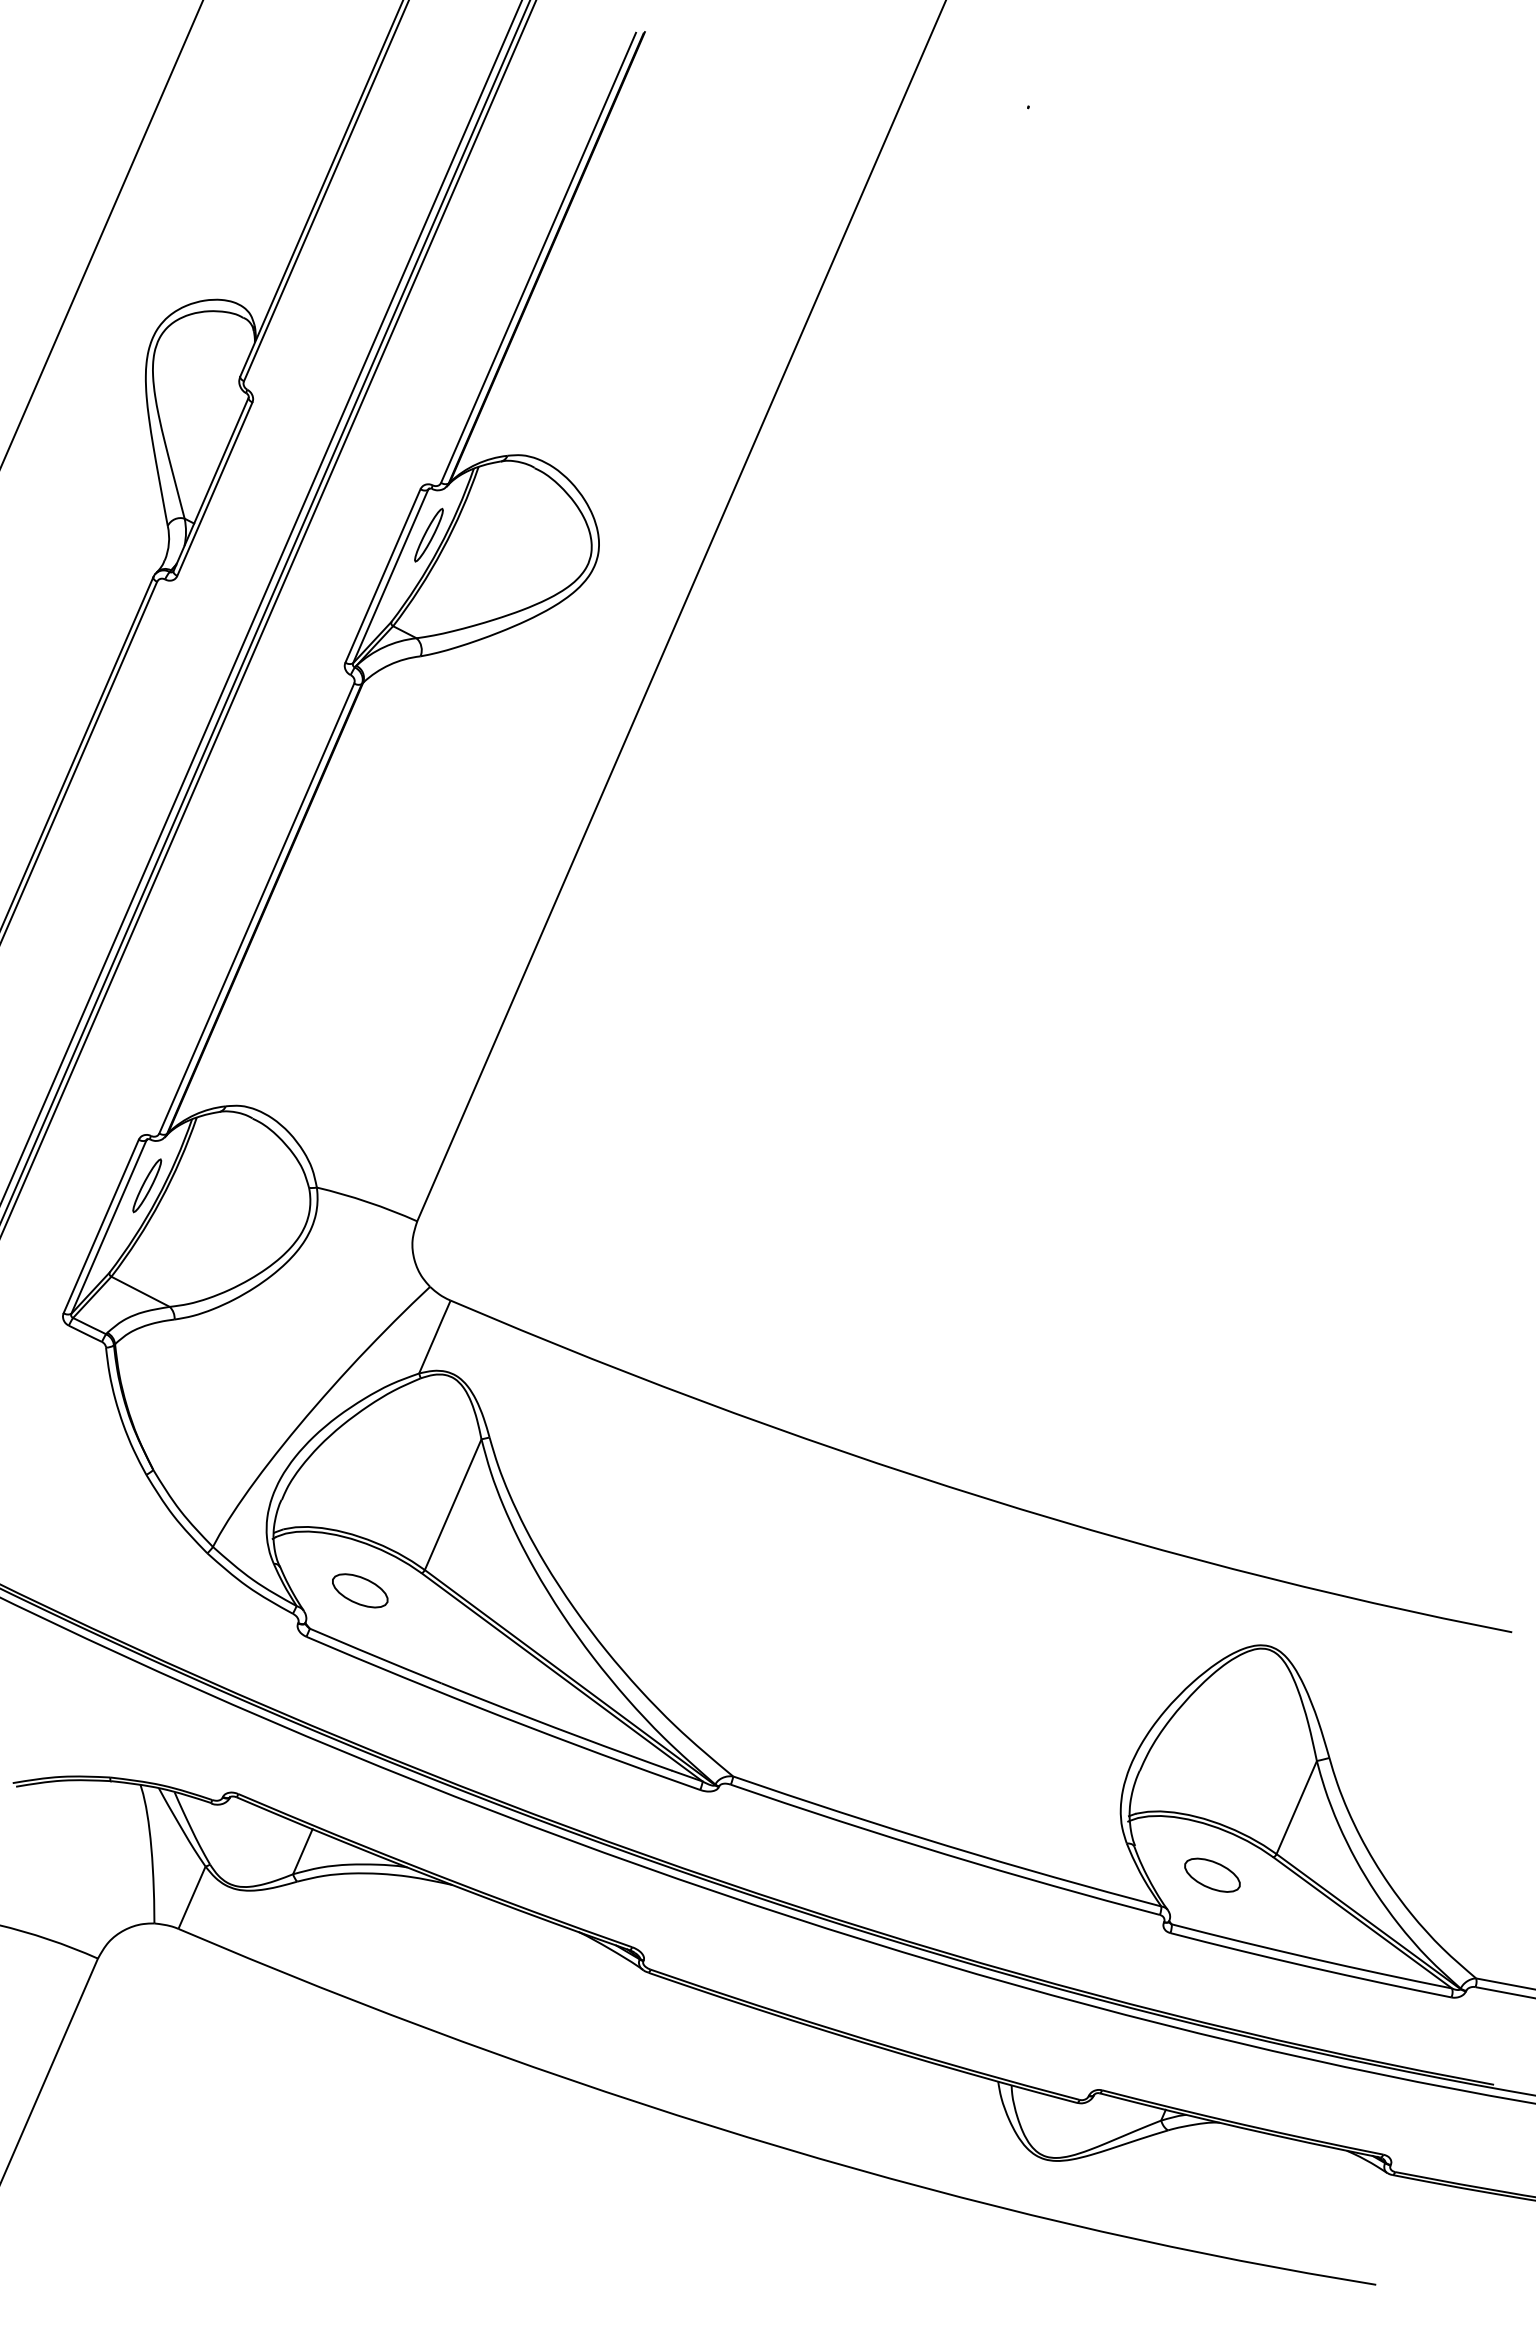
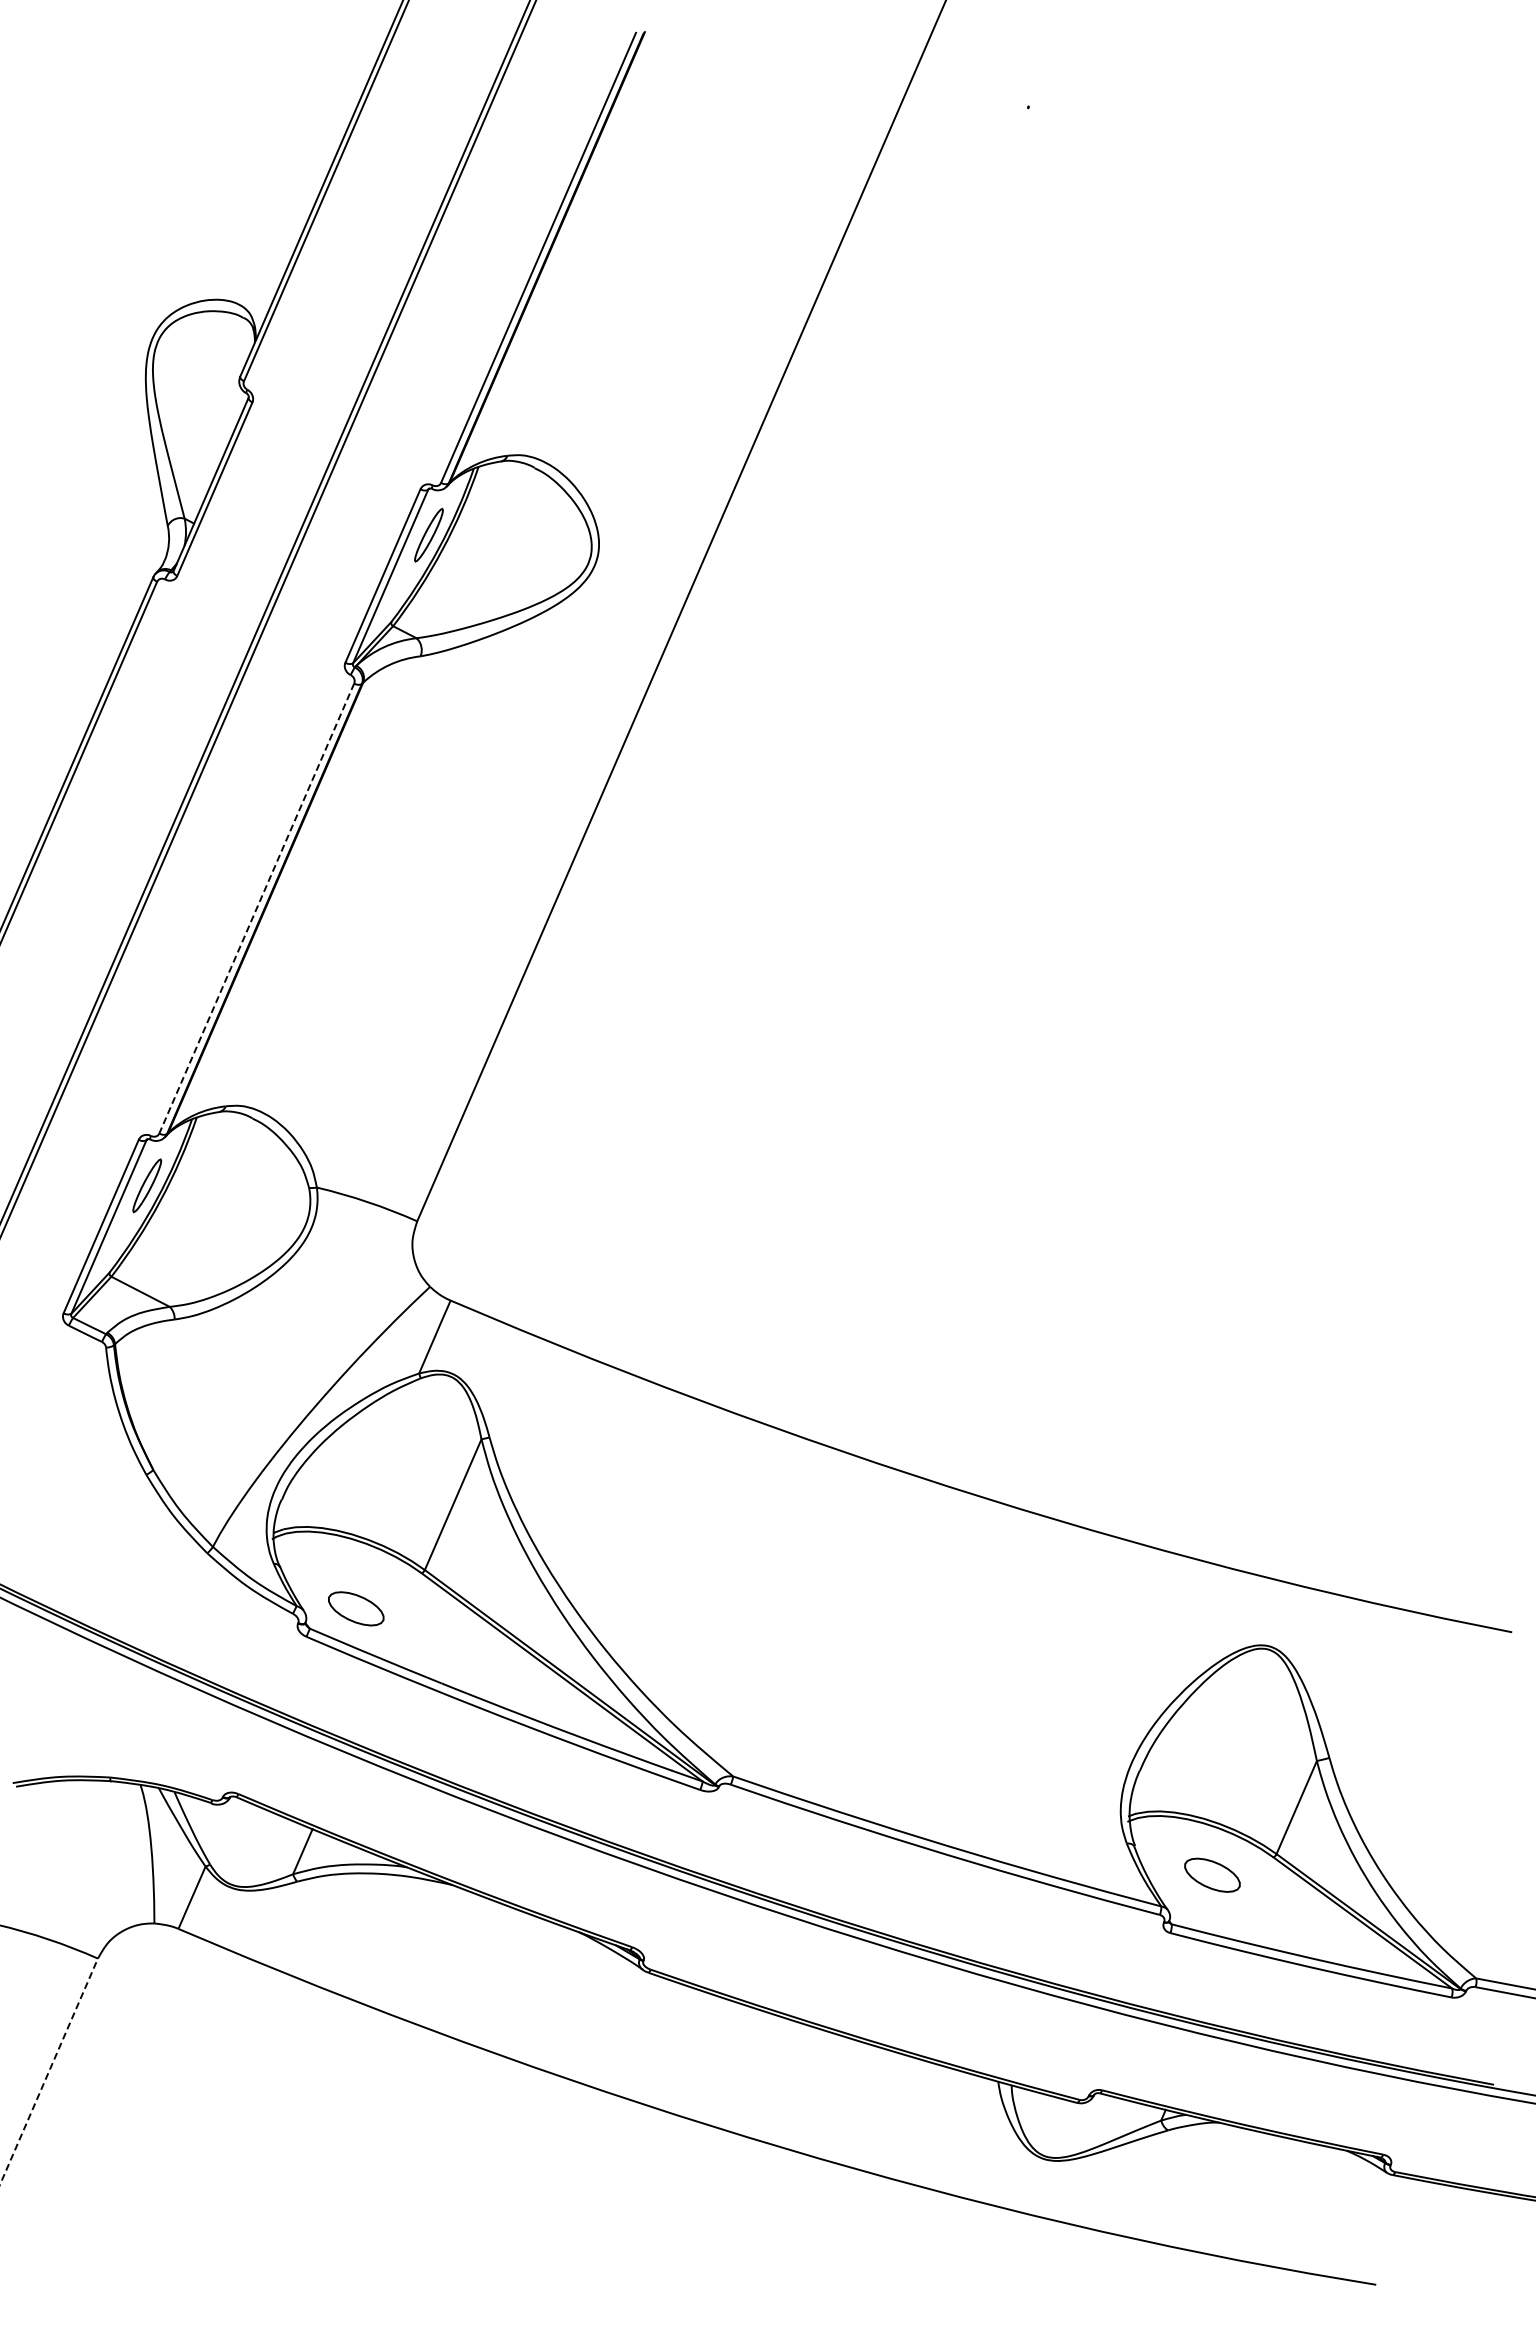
line: present -> none (102, 233)
line: present -> none (261, 601)
line: solid -> dashed (256, 908)
part position: (360, 1590) -> (356, 1608) (356, 1608)
line: solid -> dashed (49, 2071)
